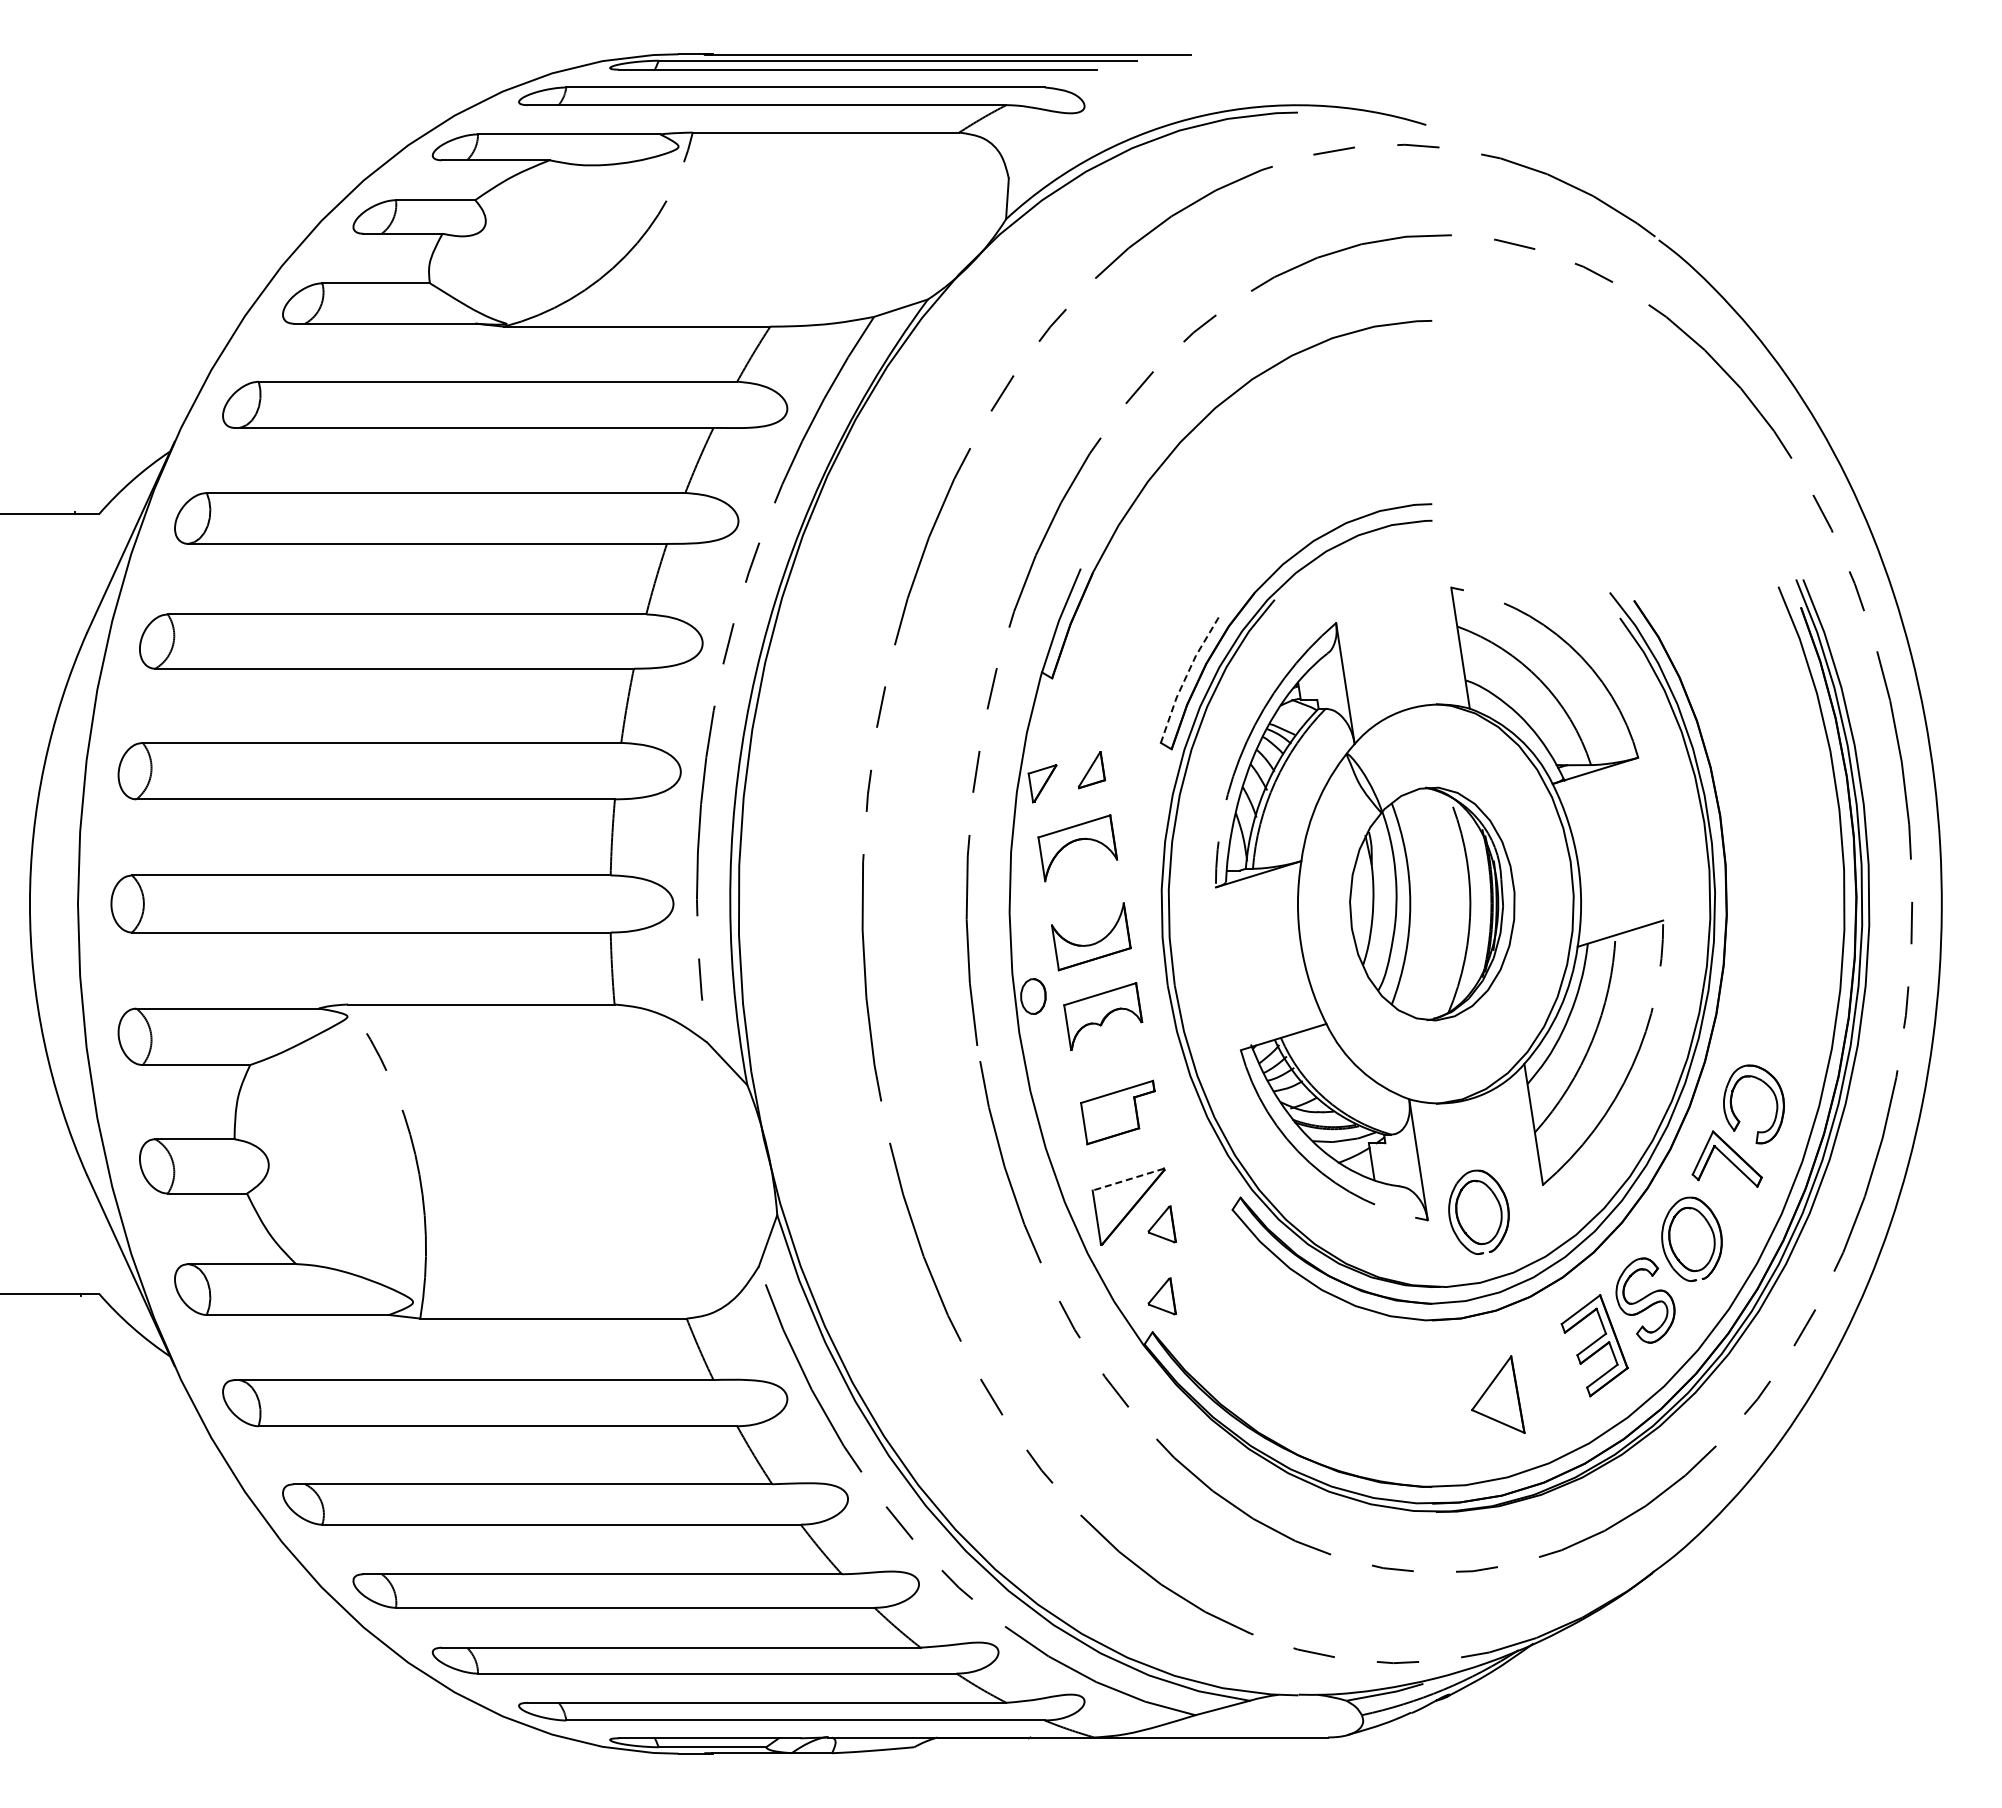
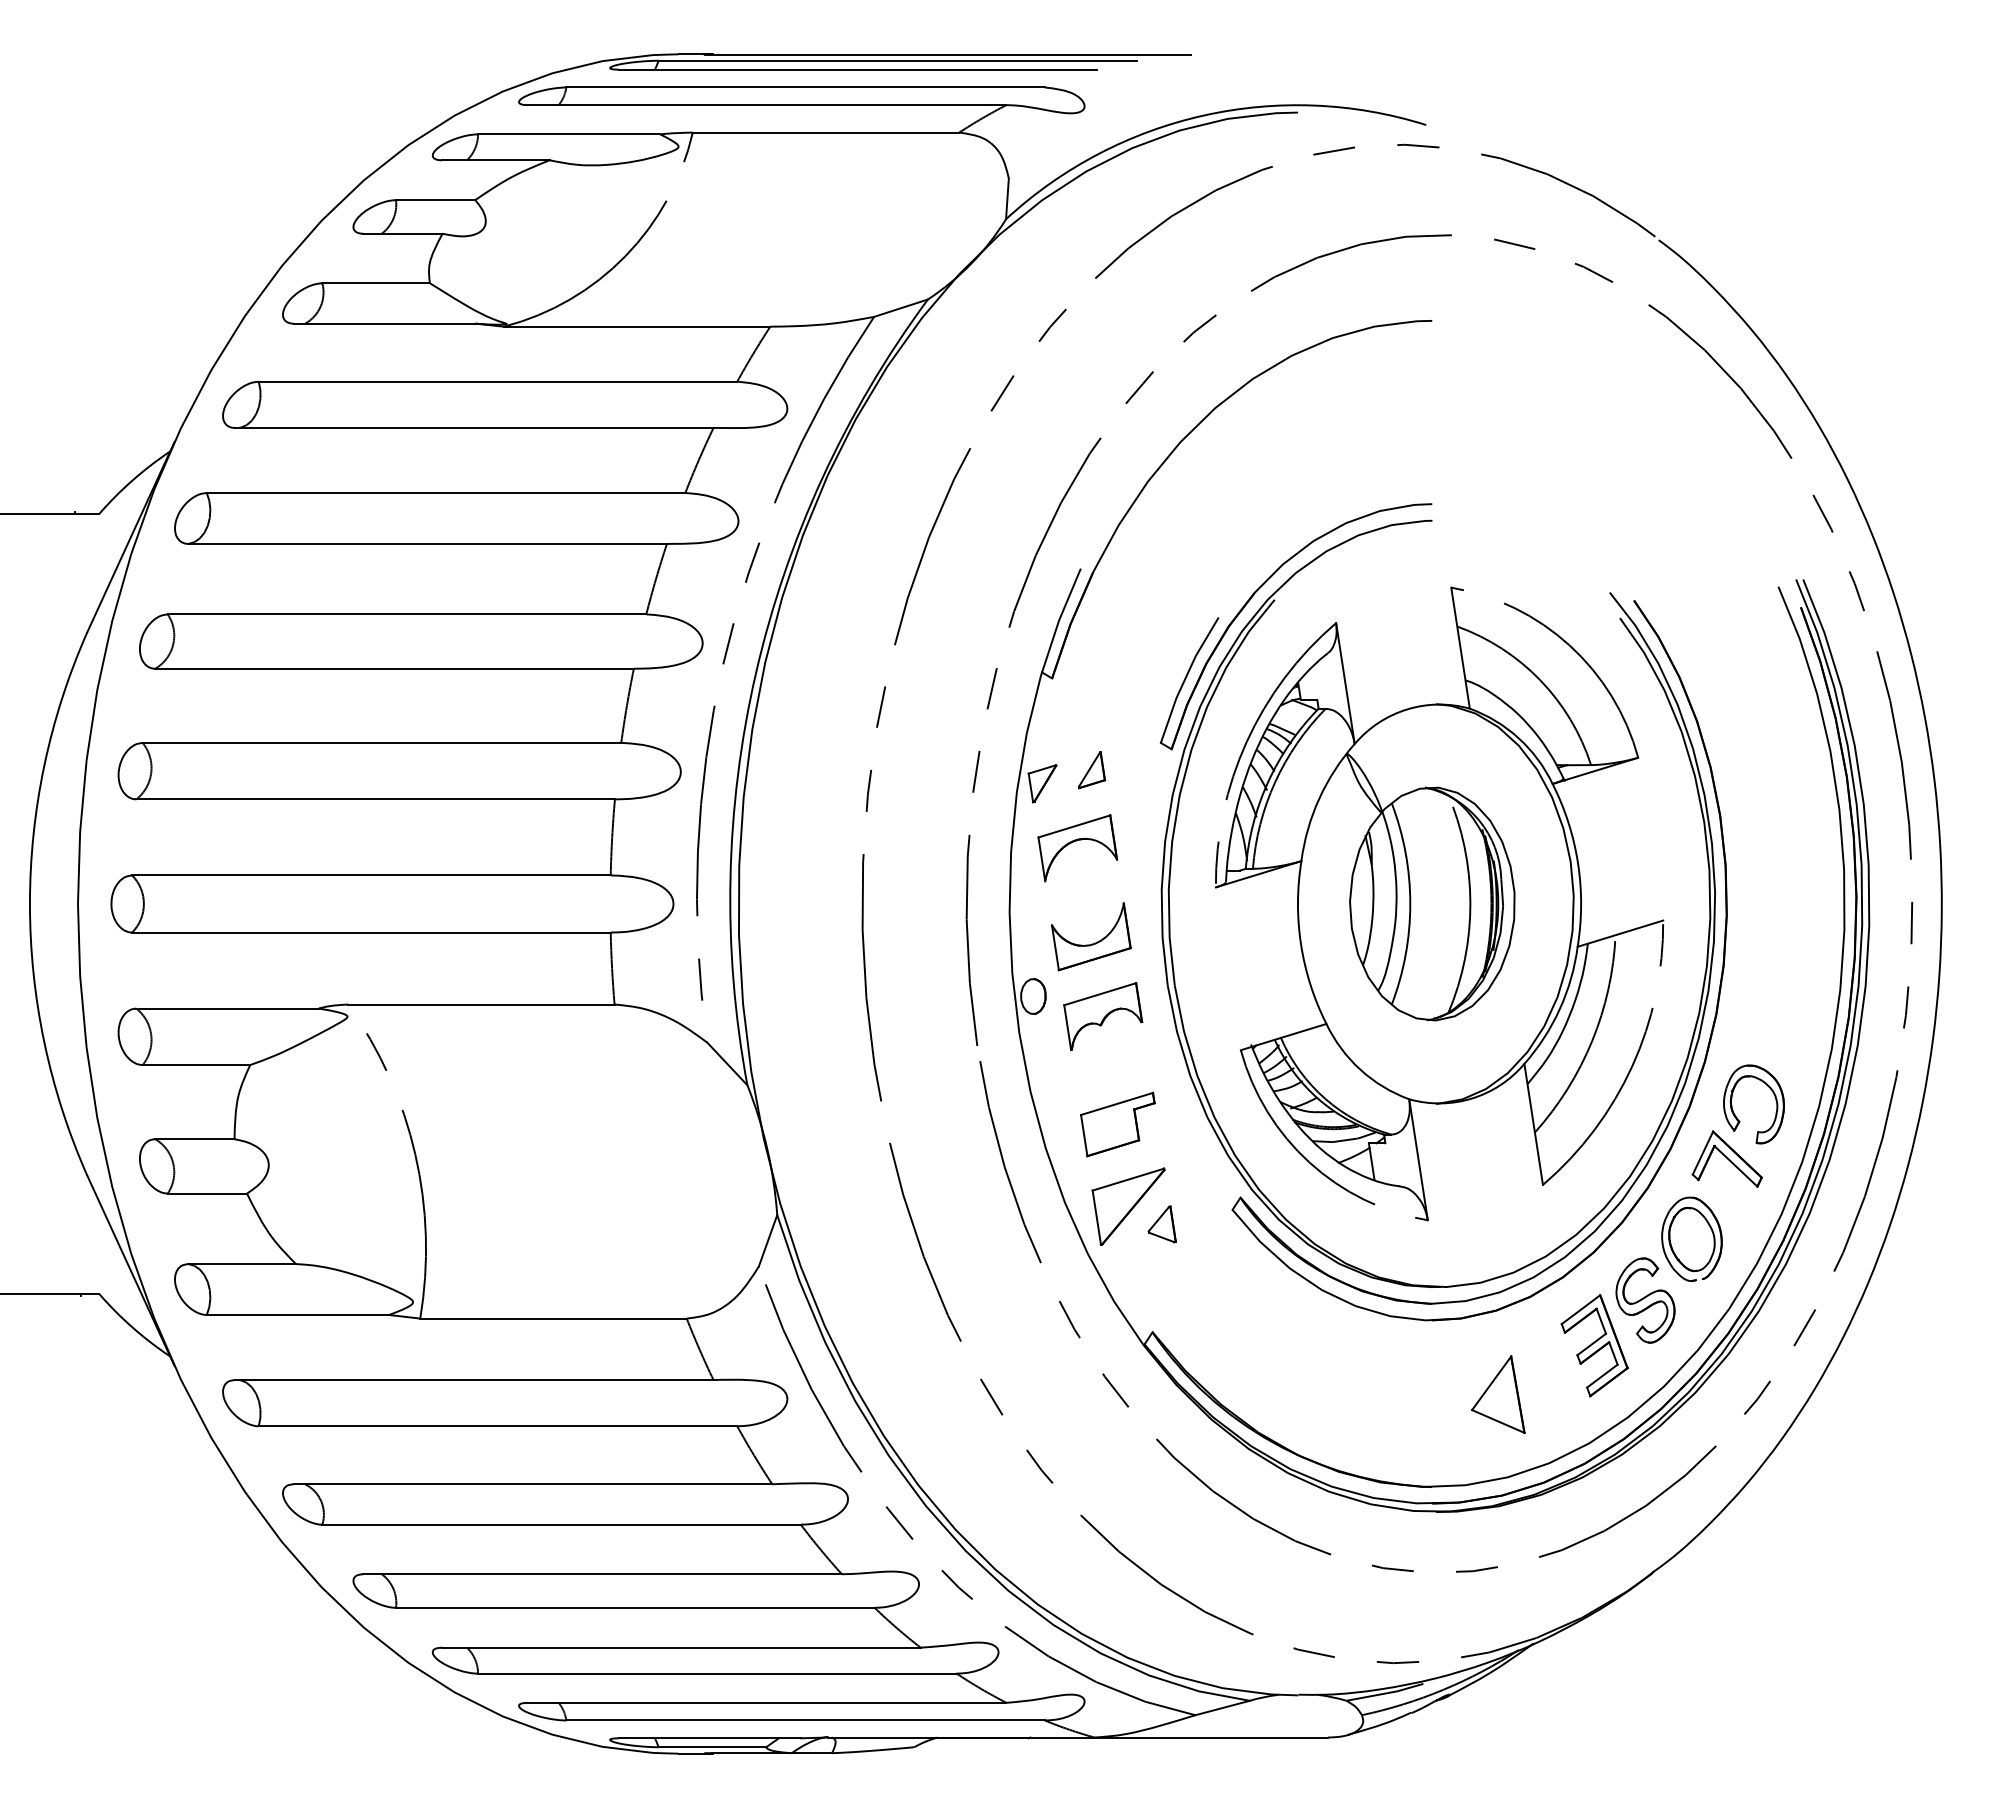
line: dashed -> solid (1185, 678)
part position: (1117, 1112) -> (1117, 1124) (1117, 1124)
line: dashed -> solid (1127, 1179)
part: present -> none (1478, 1211)
part: present -> none (1161, 1296)
